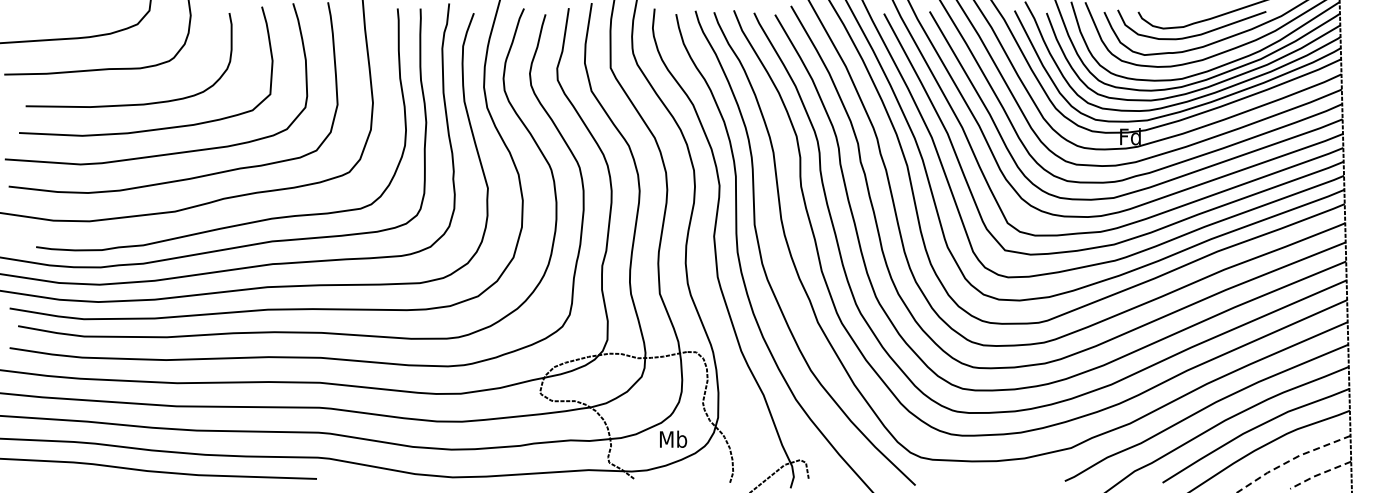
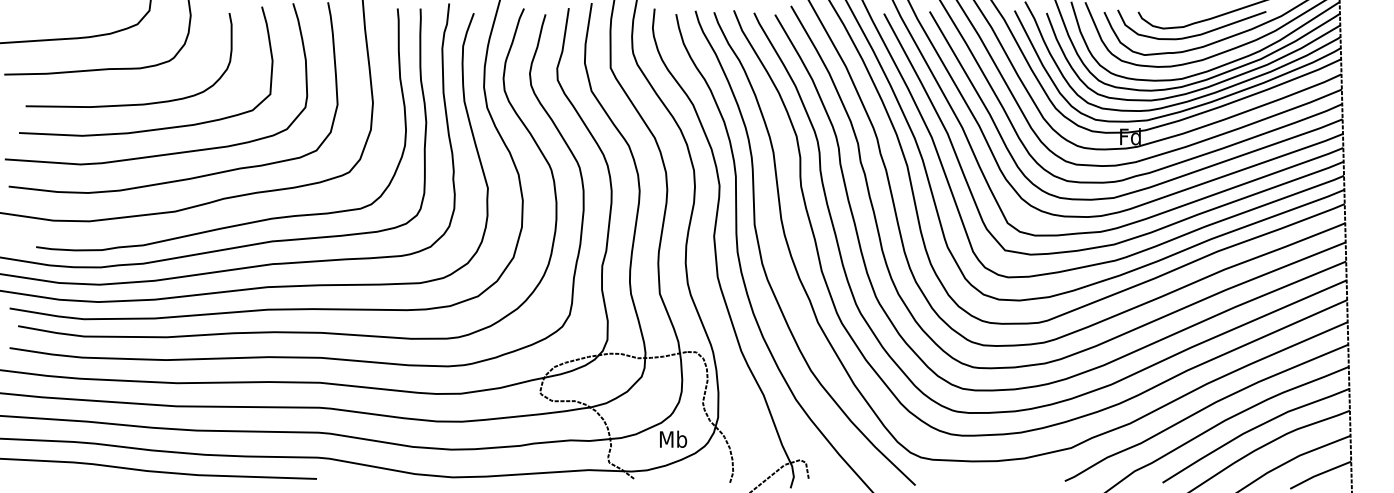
line: dashed -> solid (1291, 460)
line: dashed -> solid (1319, 474)
